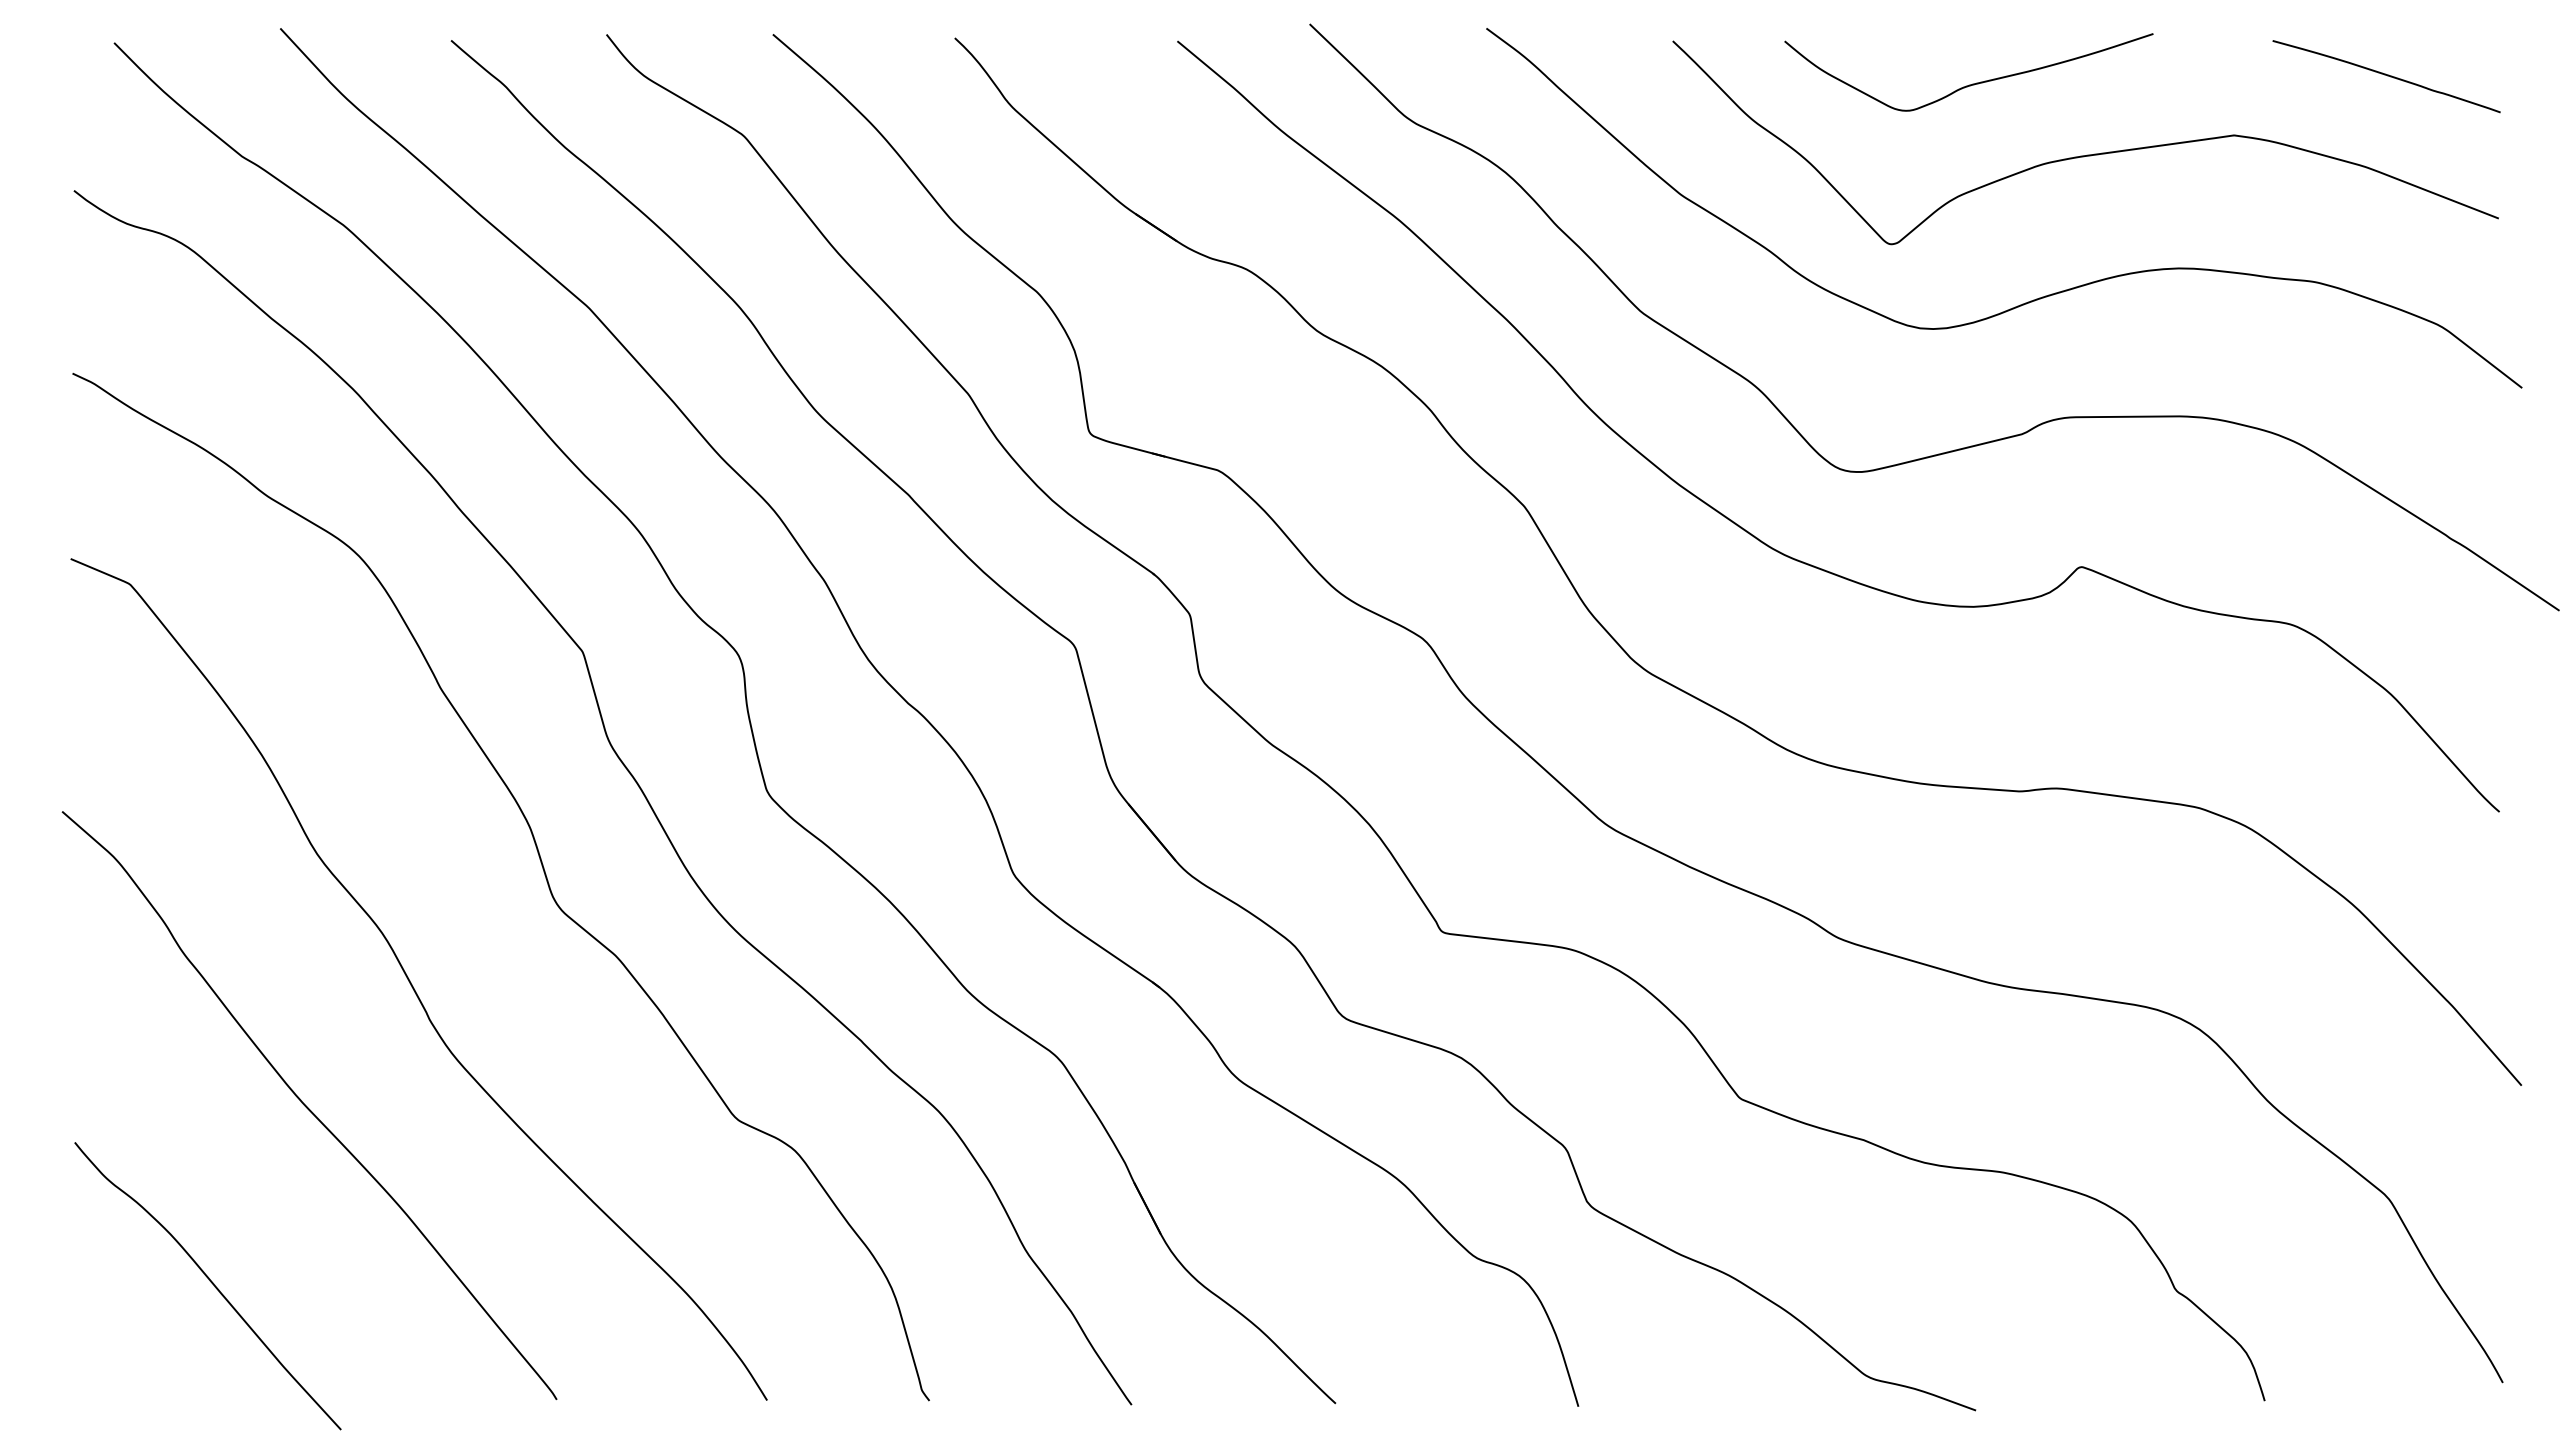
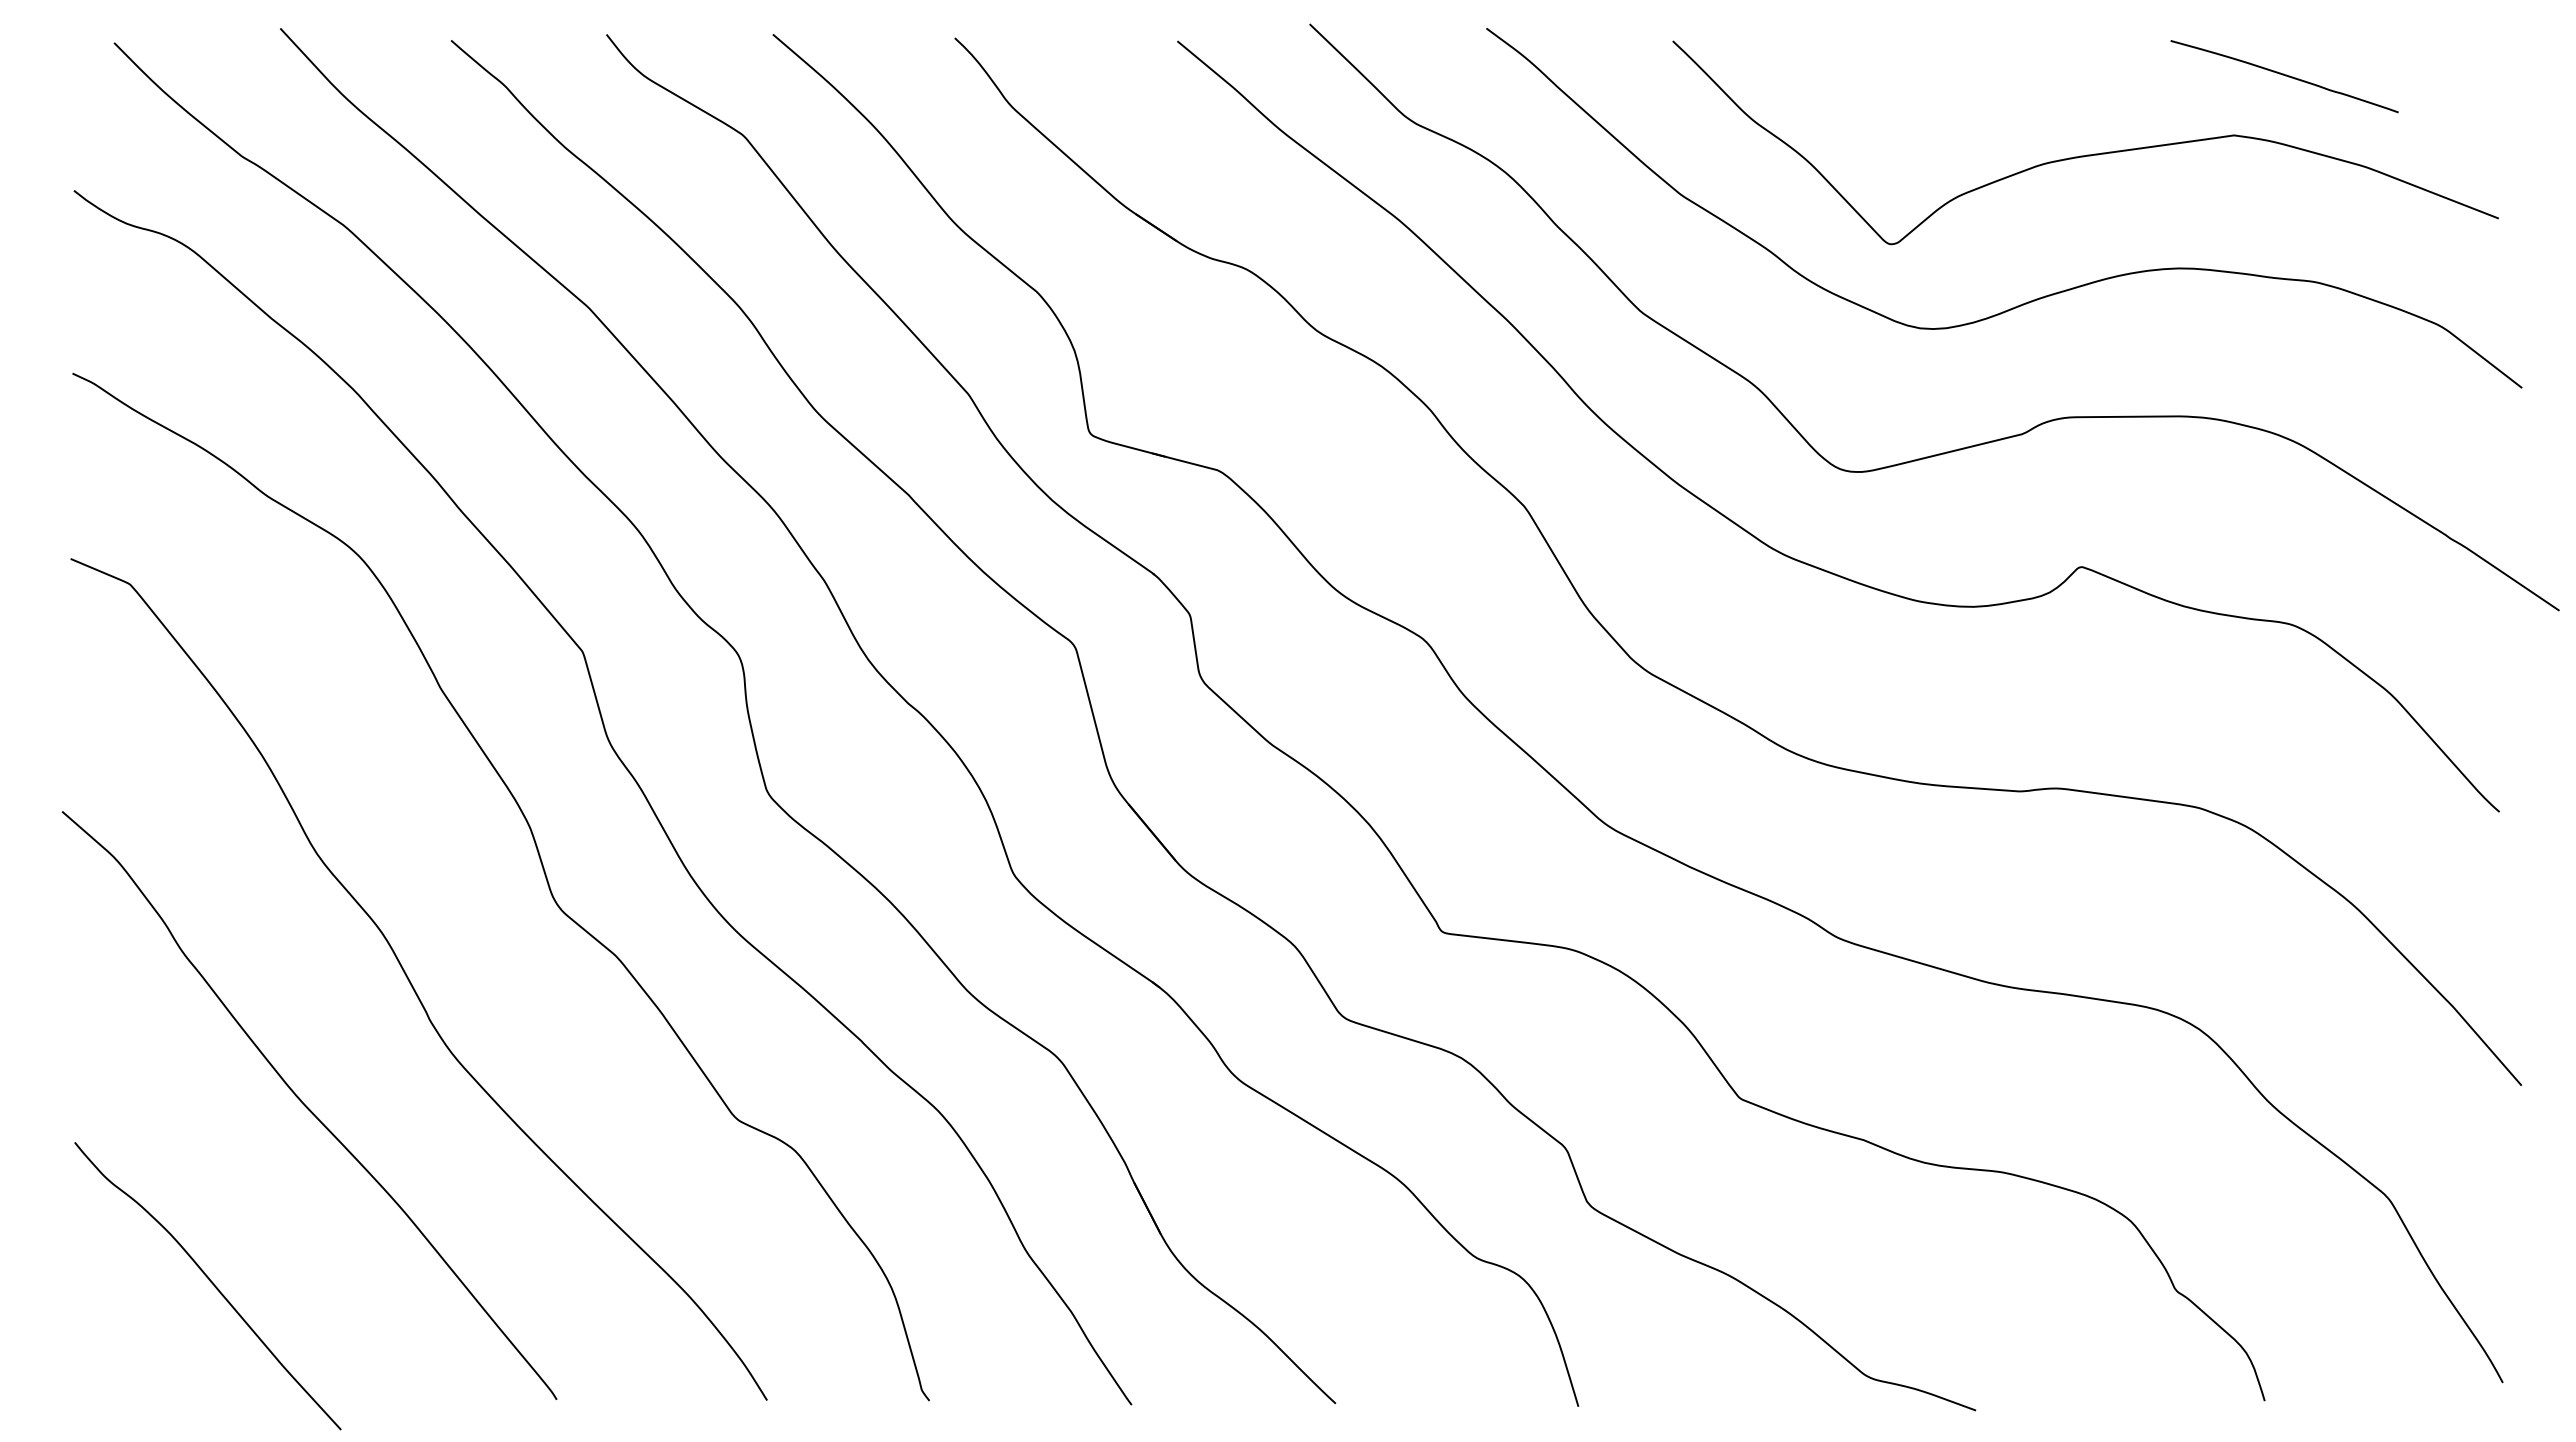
curve position: (2386, 75) -> (2284, 75) (2284, 75)
curve: present -> none (1972, 83)
